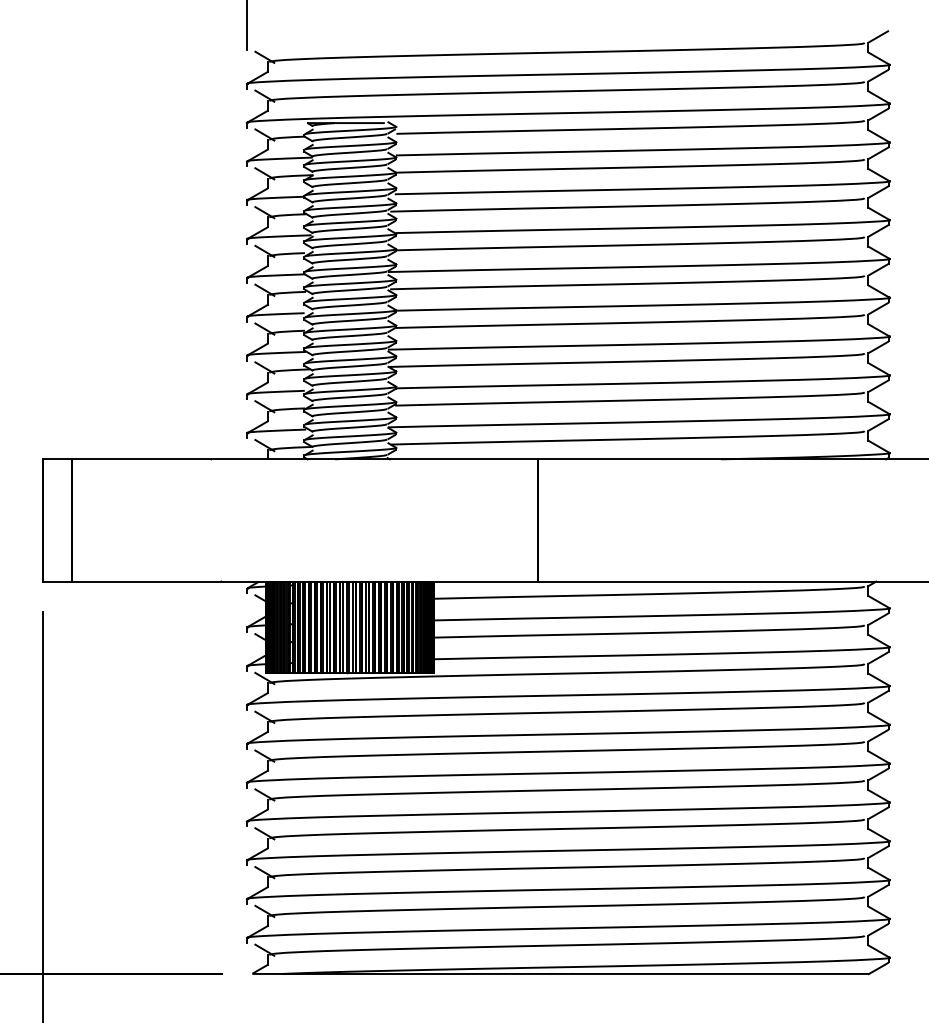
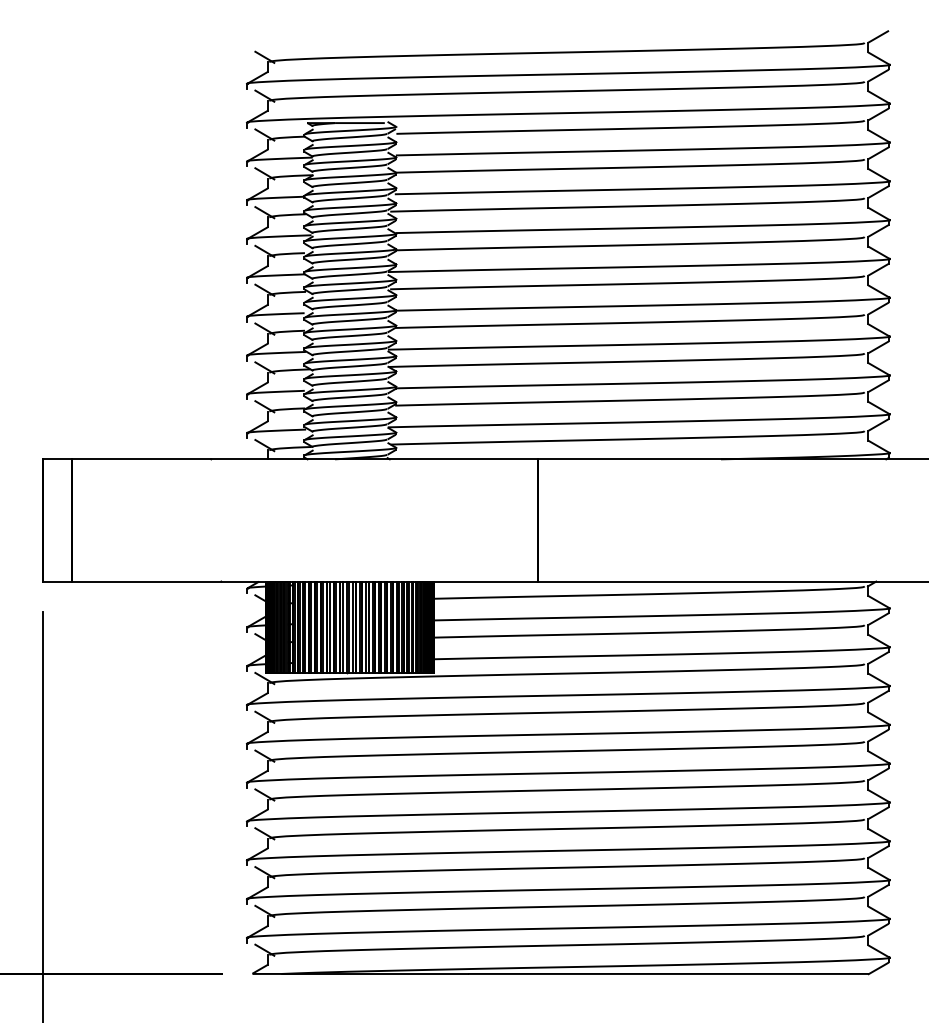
line: present -> none (247, 25)
